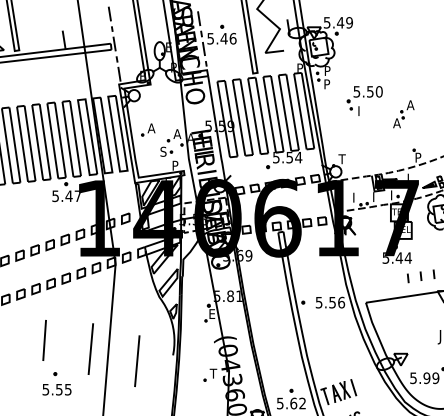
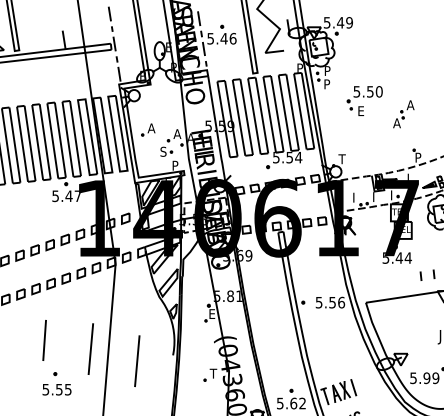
text: I -> E (361, 111)
line: present -> none (408, 278)
